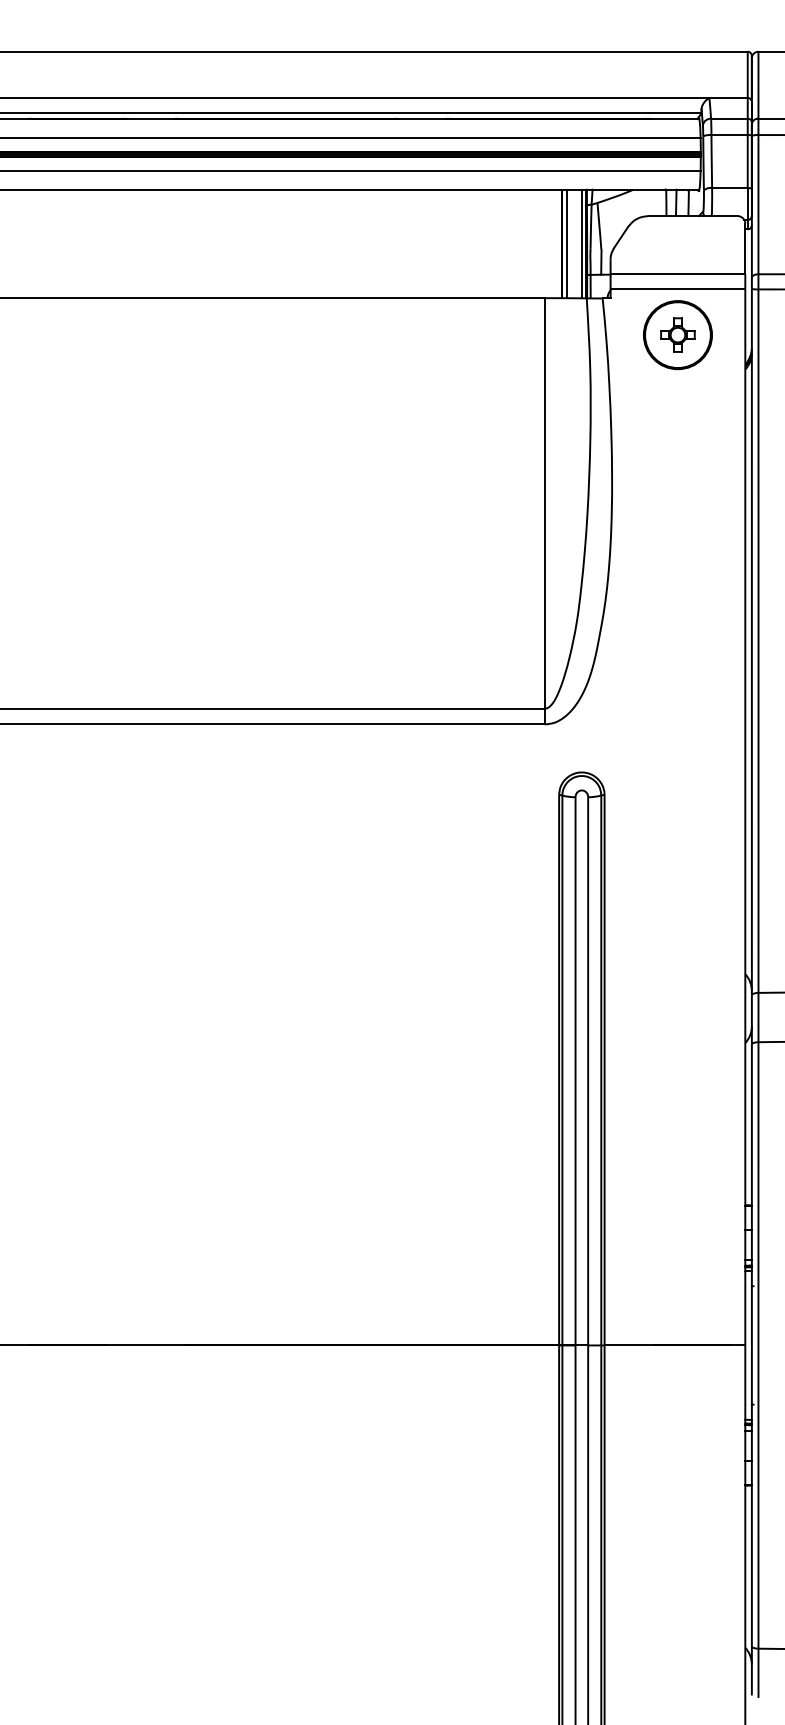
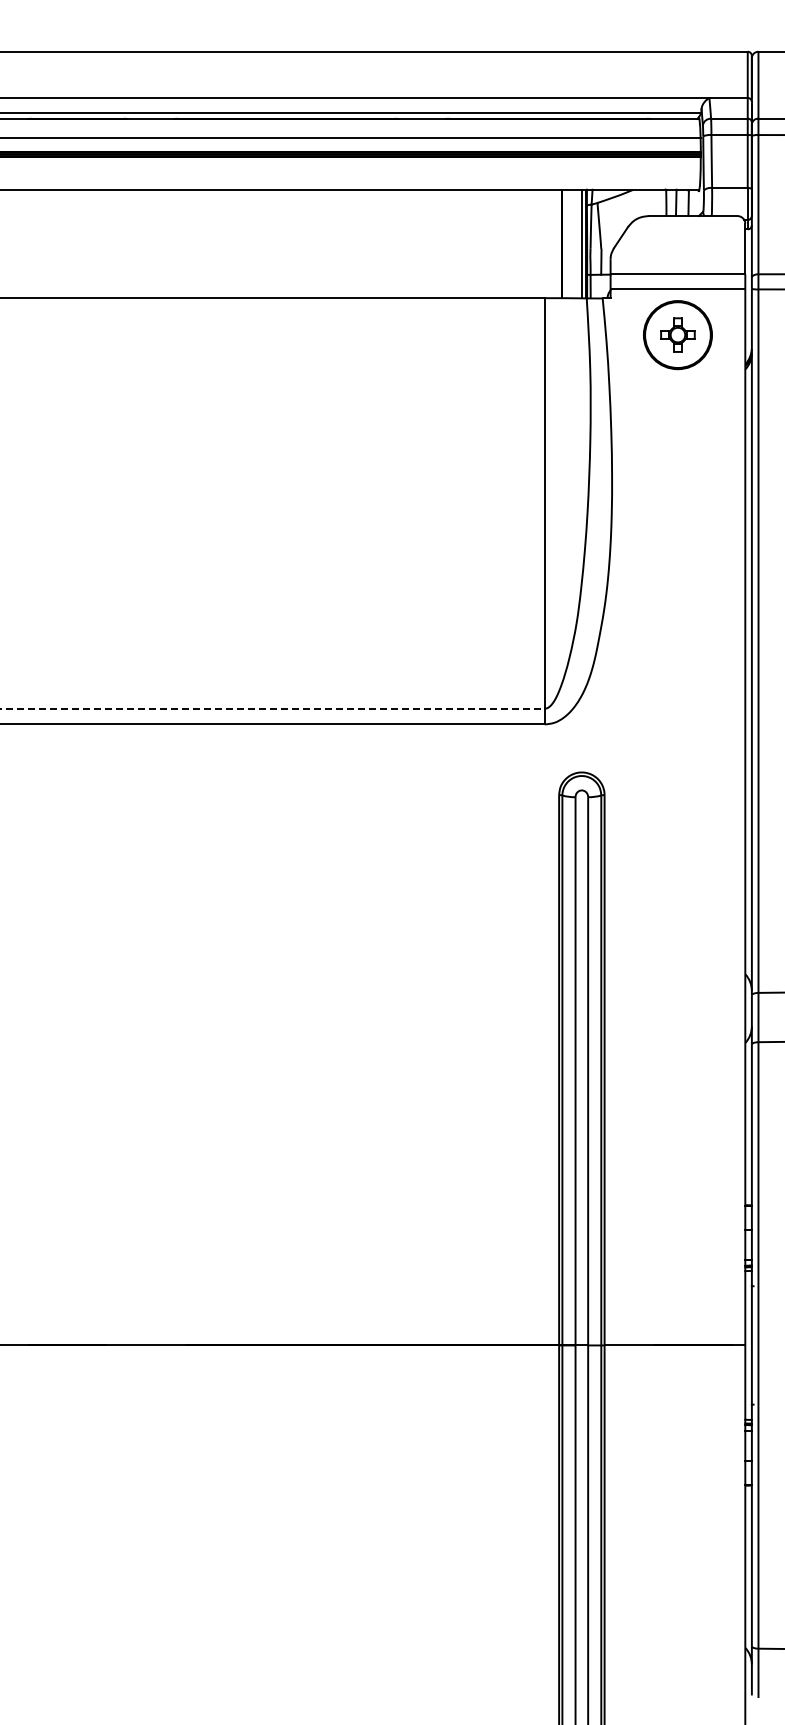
line: present -> none (351, 170)
line: present -> none (566, 243)
line: solid -> dashed (272, 708)
